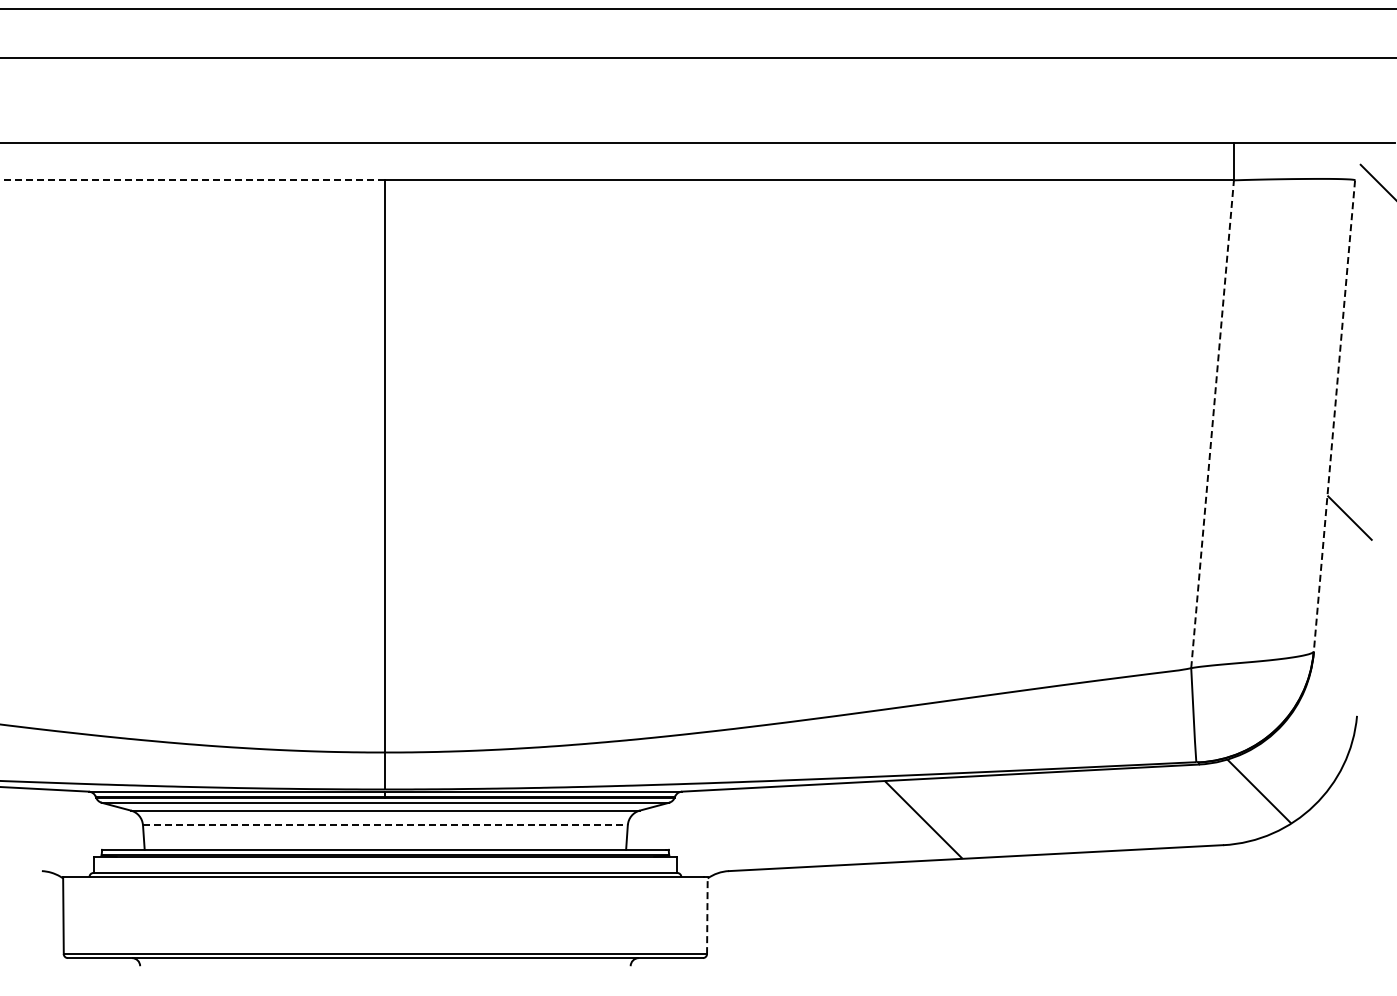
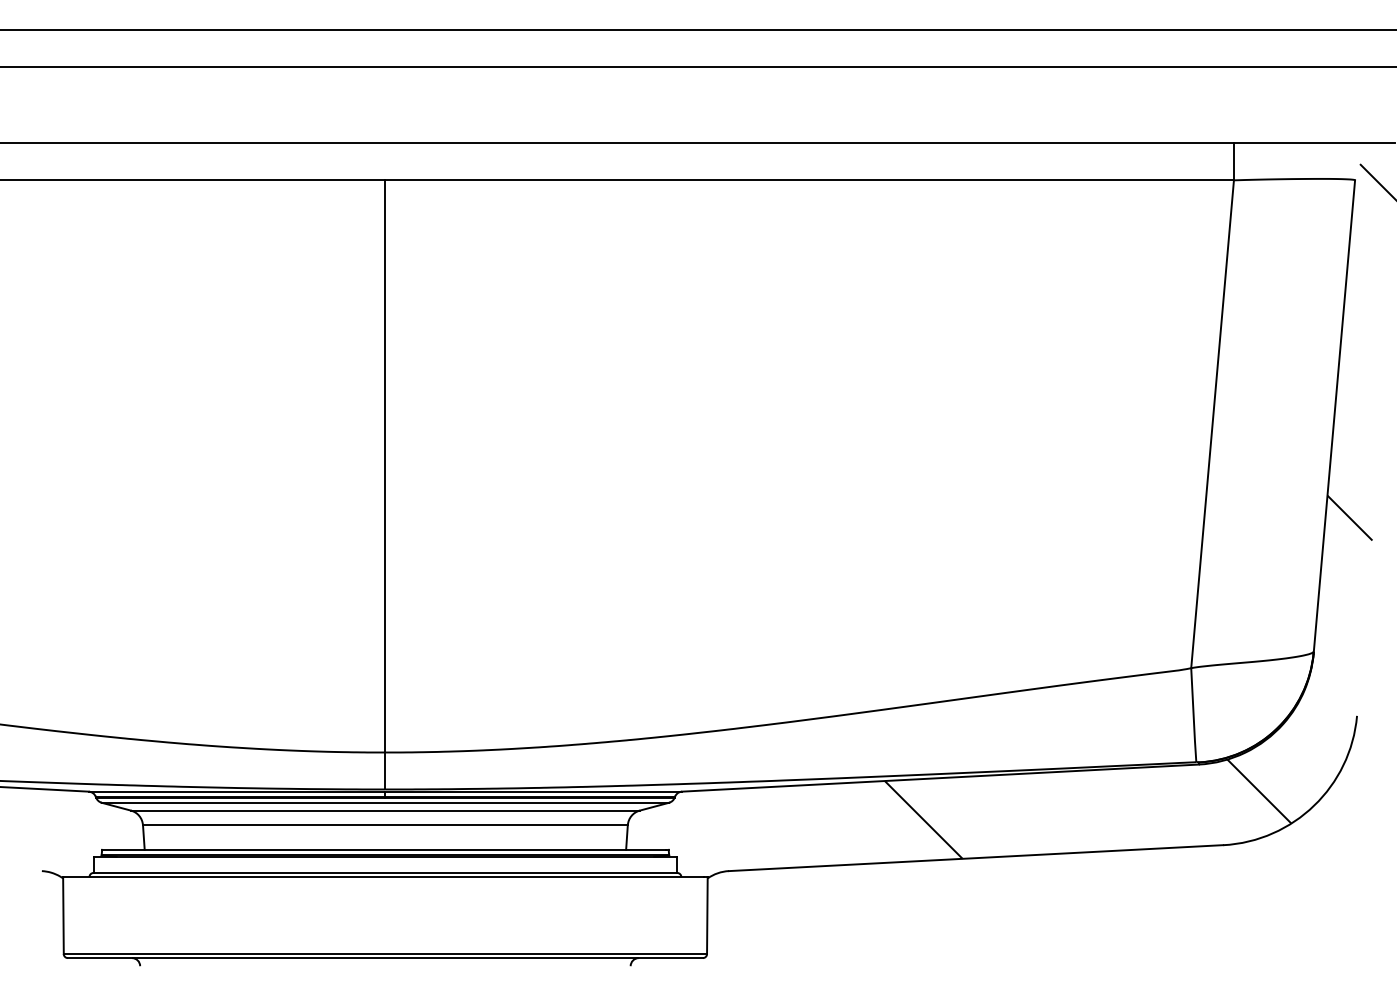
line position: (697, 8) -> (697, 29) (697, 29)
line position: (697, 57) -> (697, 66) (697, 66)
line: dashed -> solid (192, 180)
line: dashed -> solid (1334, 417)
line: dashed -> solid (1212, 424)
line: dashed -> solid (385, 825)
line: dashed -> solid (707, 915)
